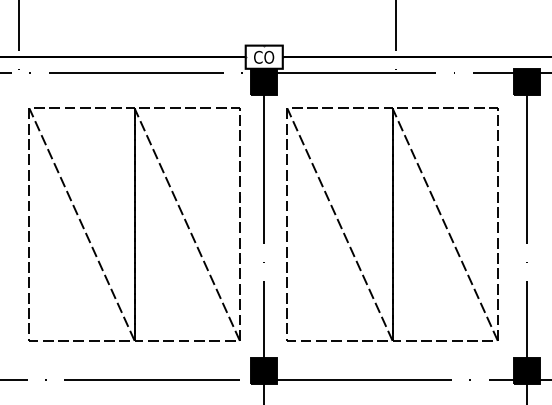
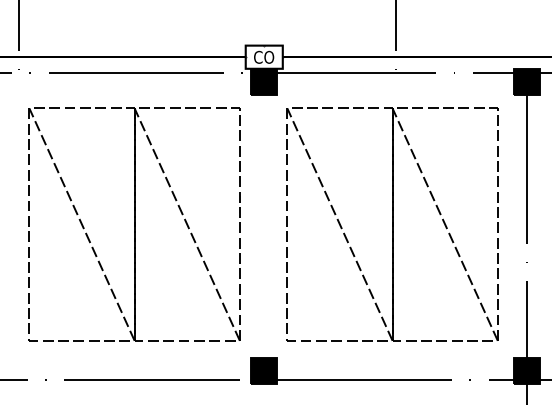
line: present -> none (264, 234)
